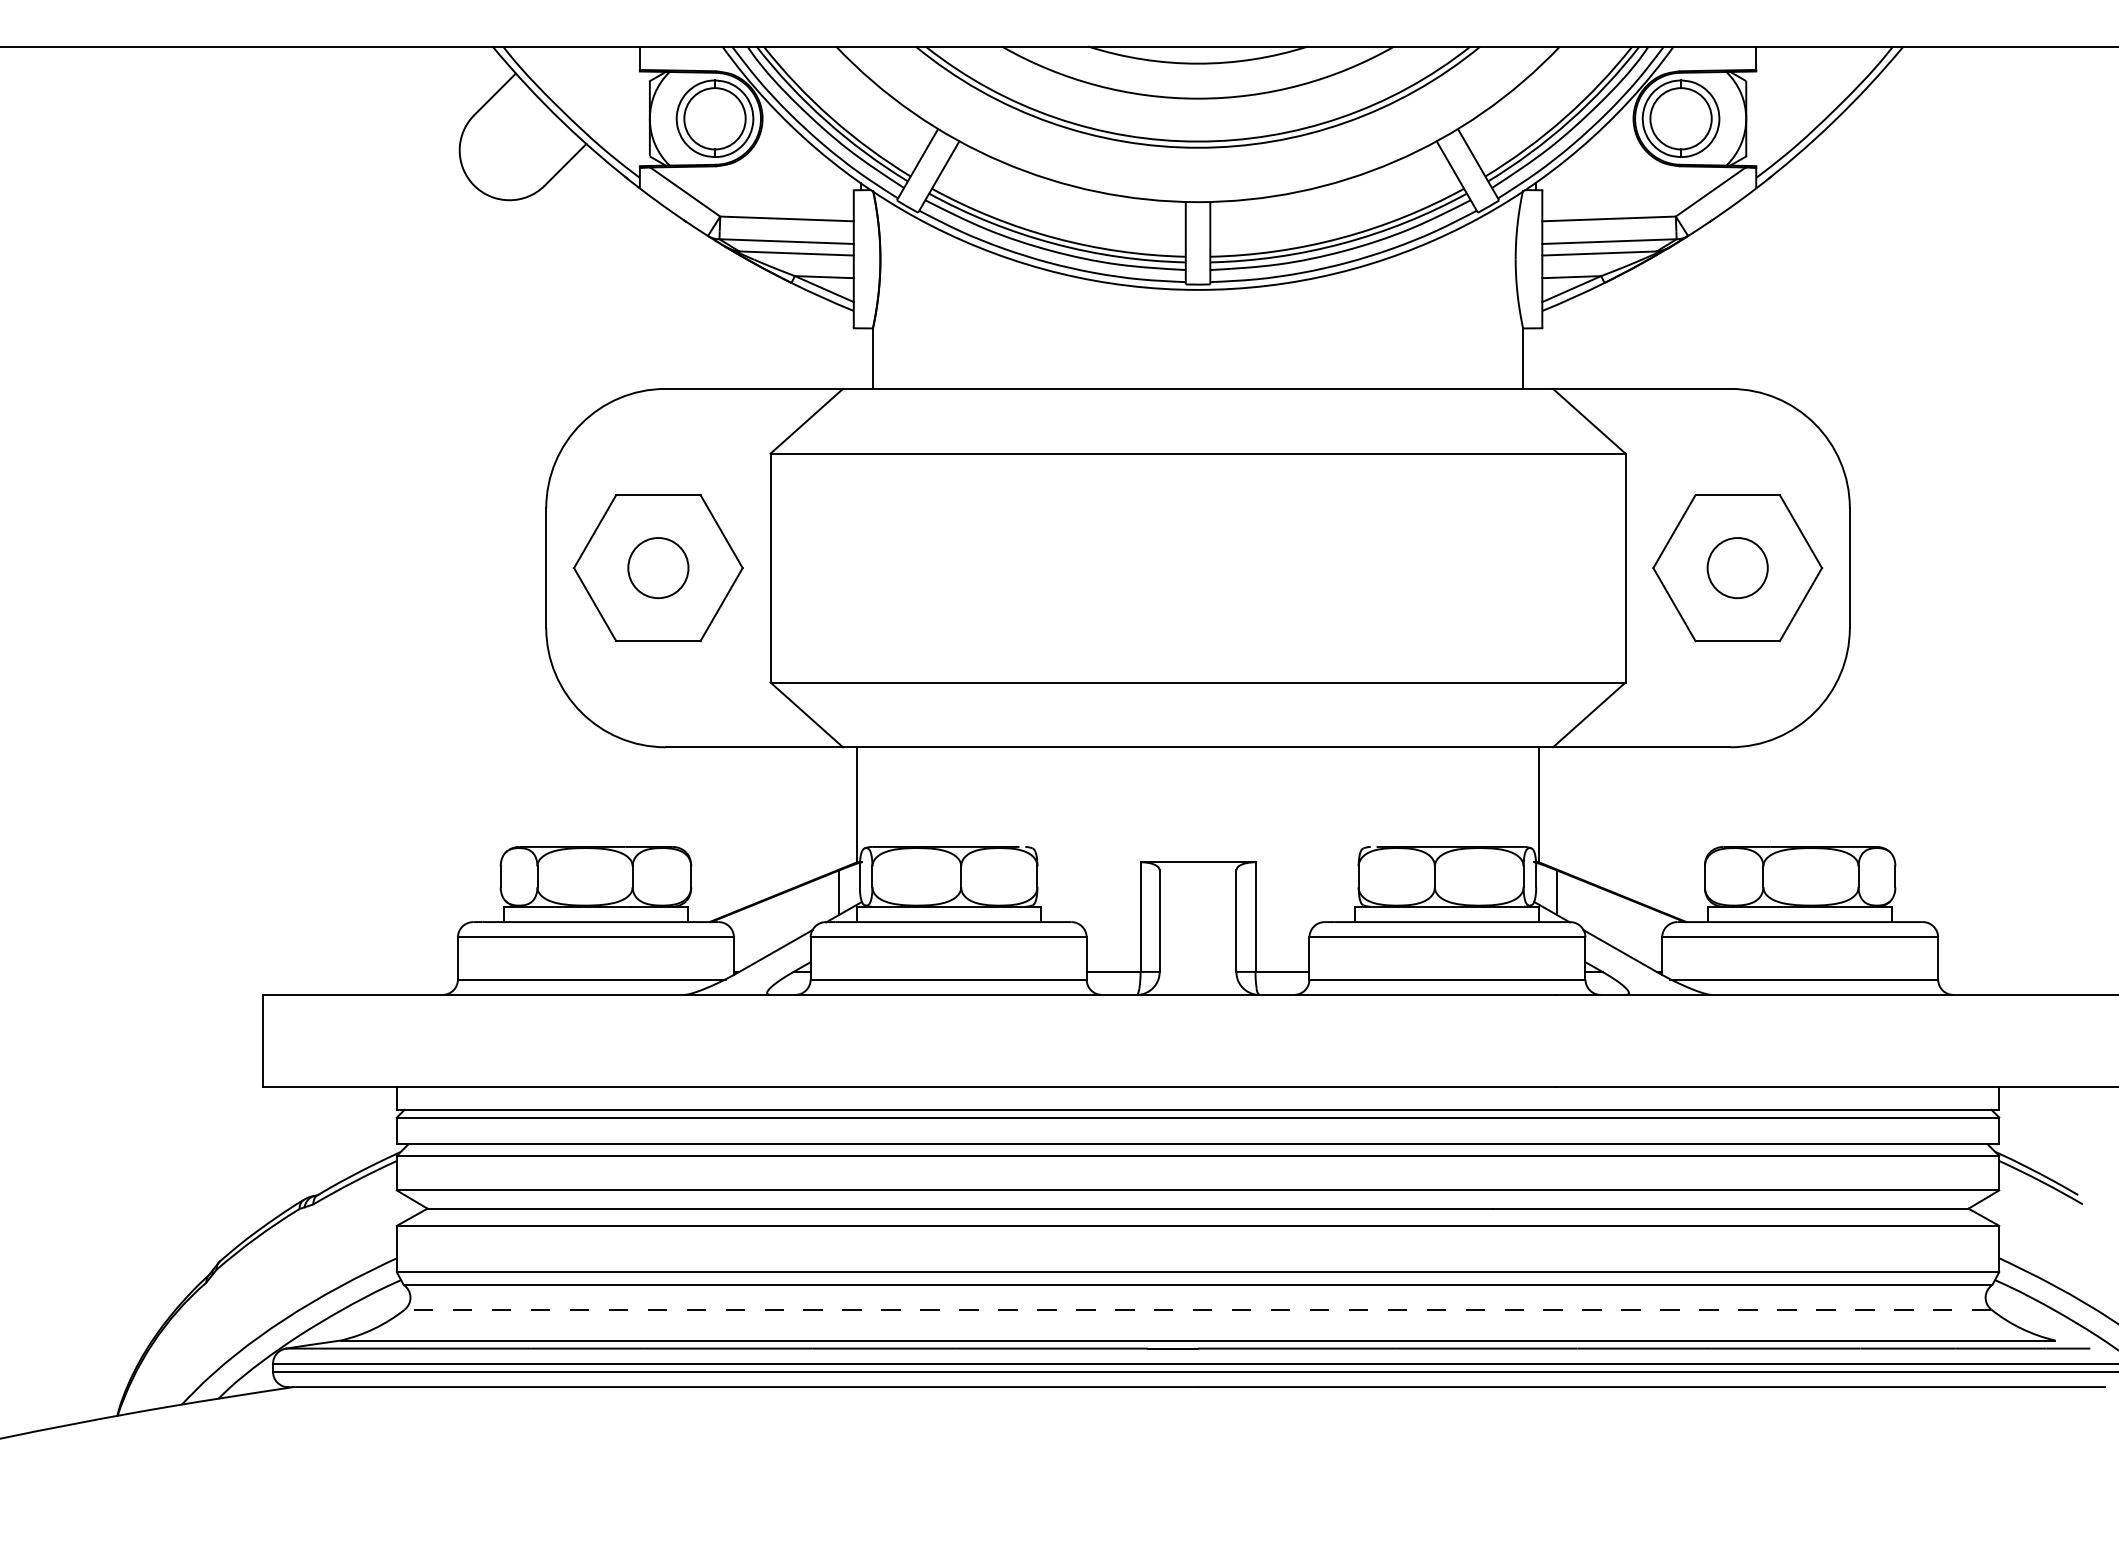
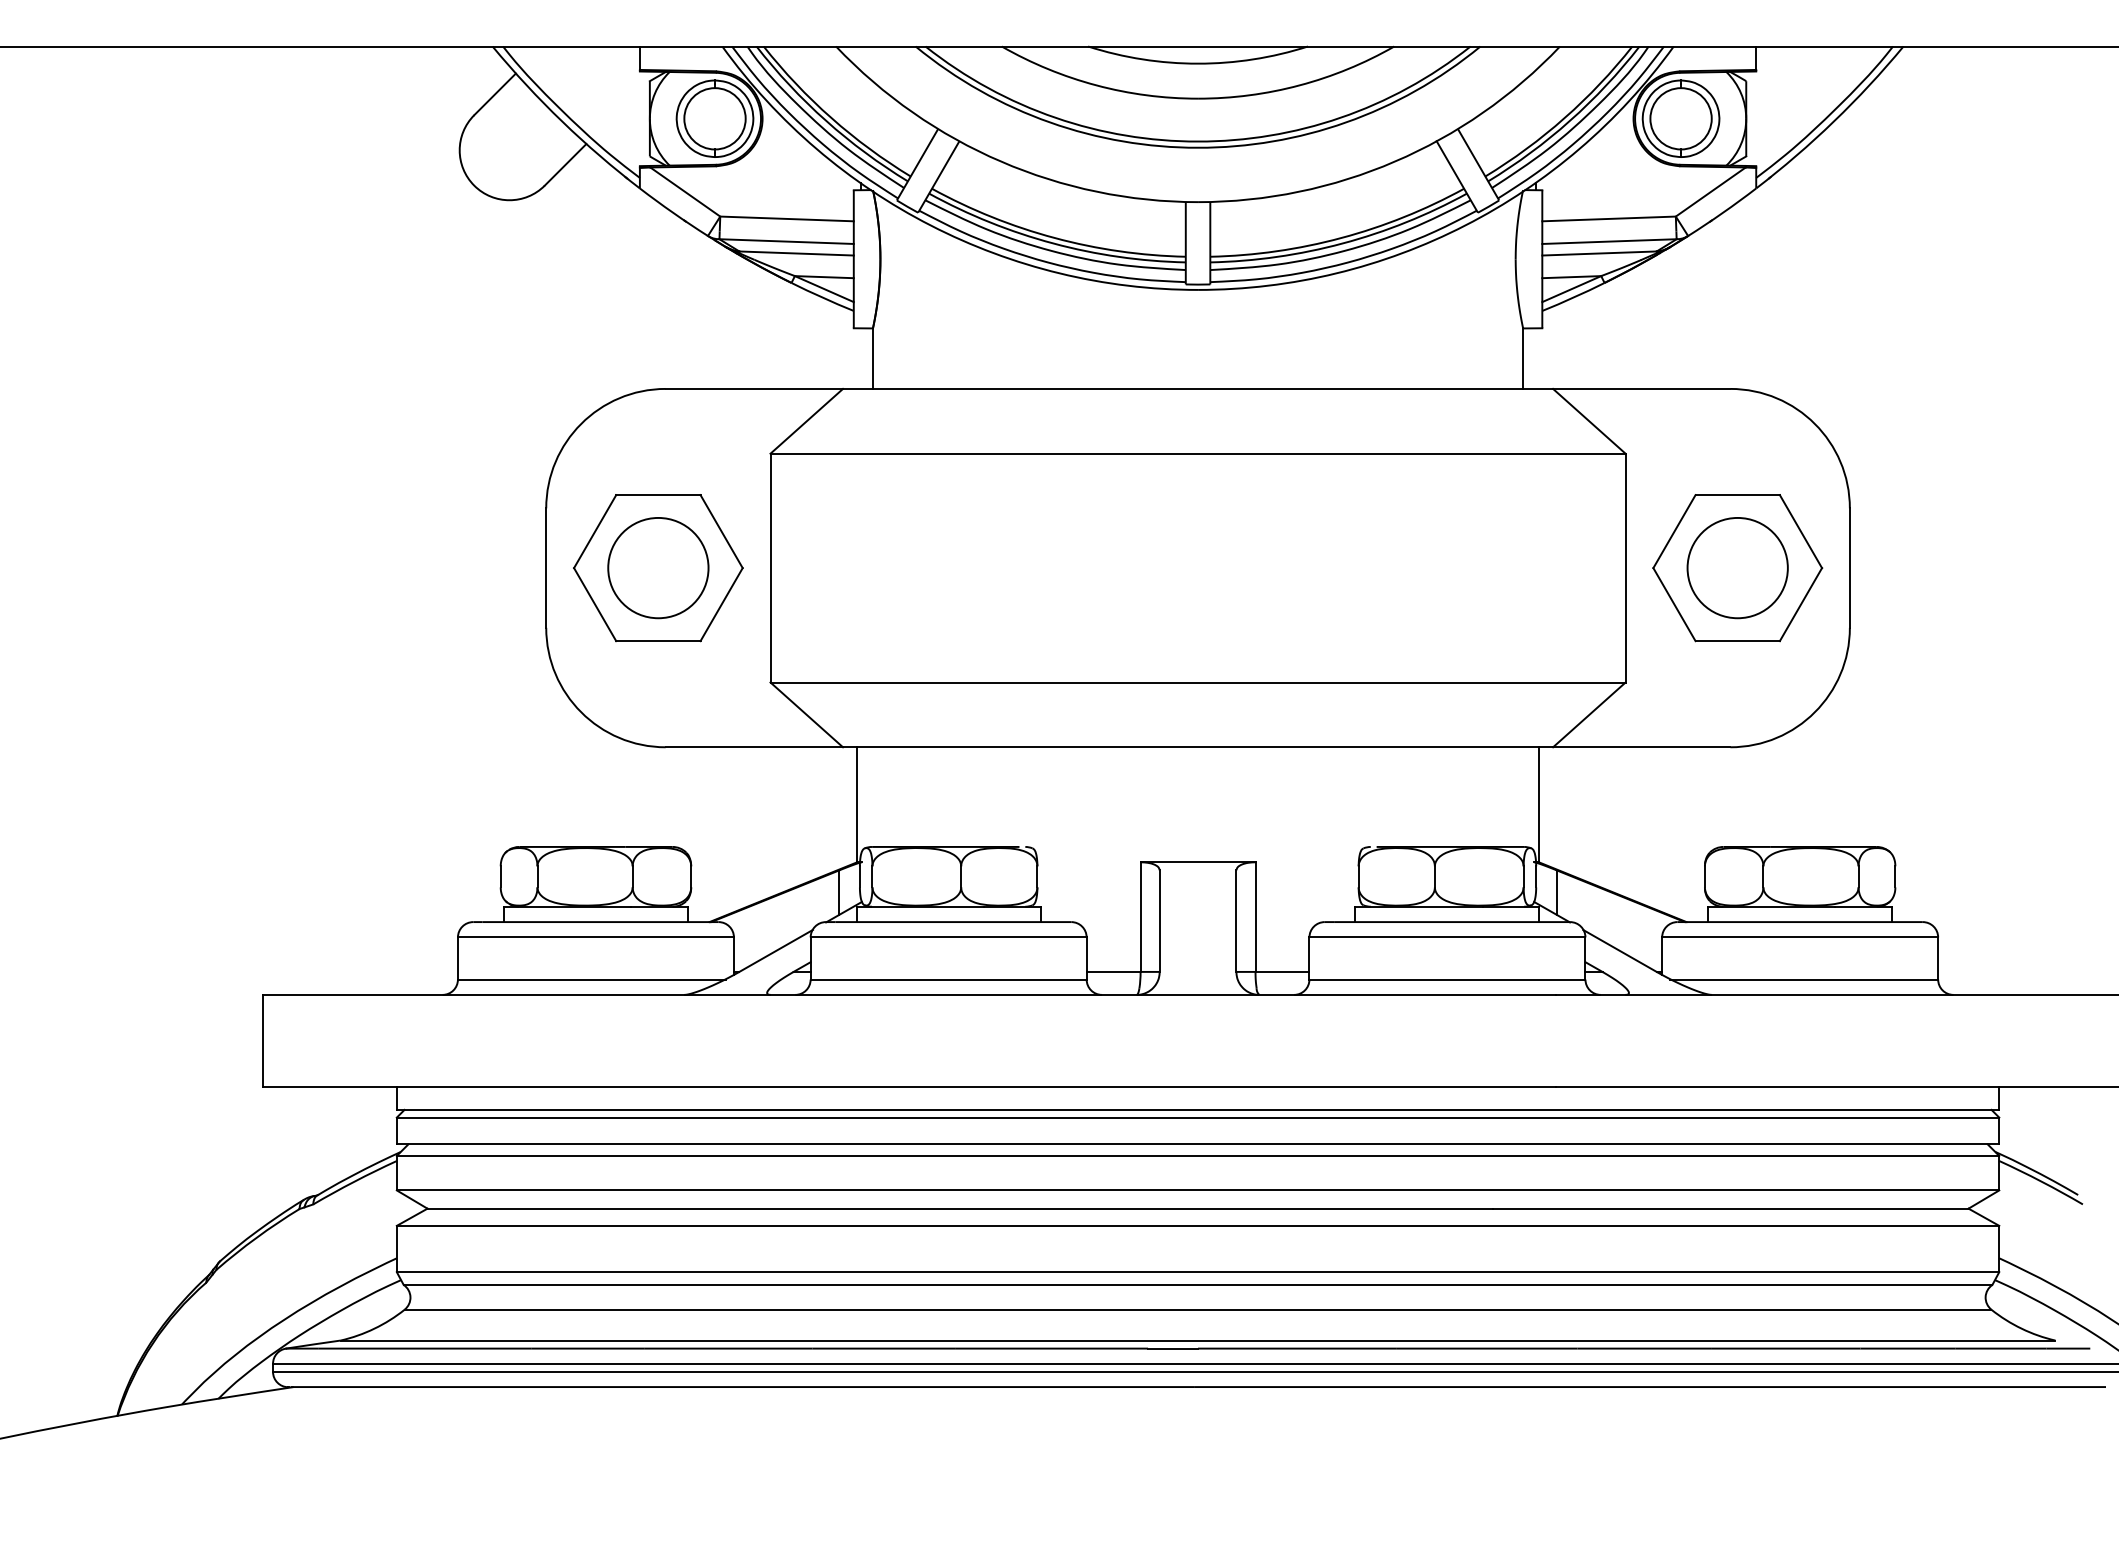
circle diameter: 60 px -> 100 px (658, 567)
circle diameter: 60 px -> 100 px (1737, 567)
line: dashed -> solid (1197, 1309)
